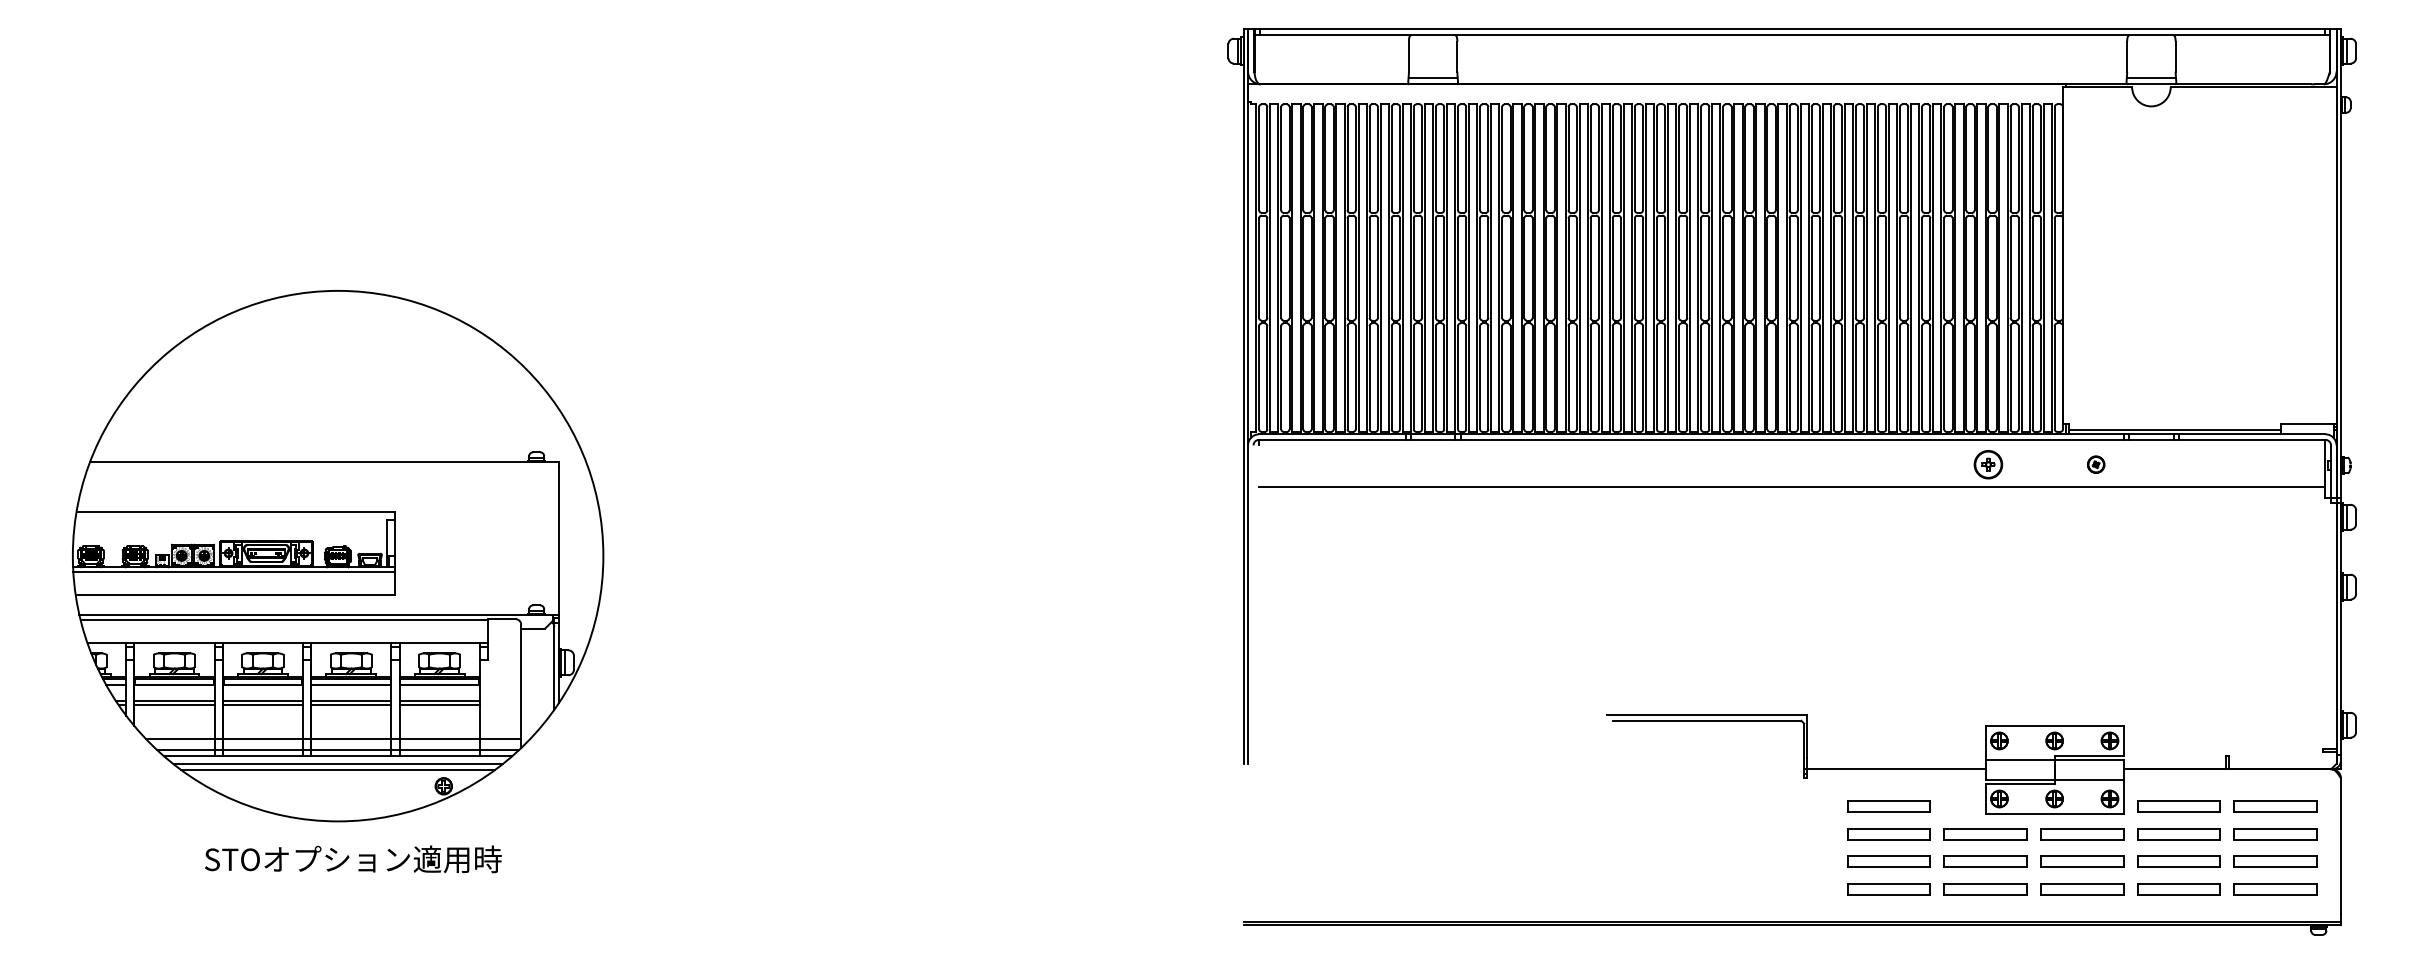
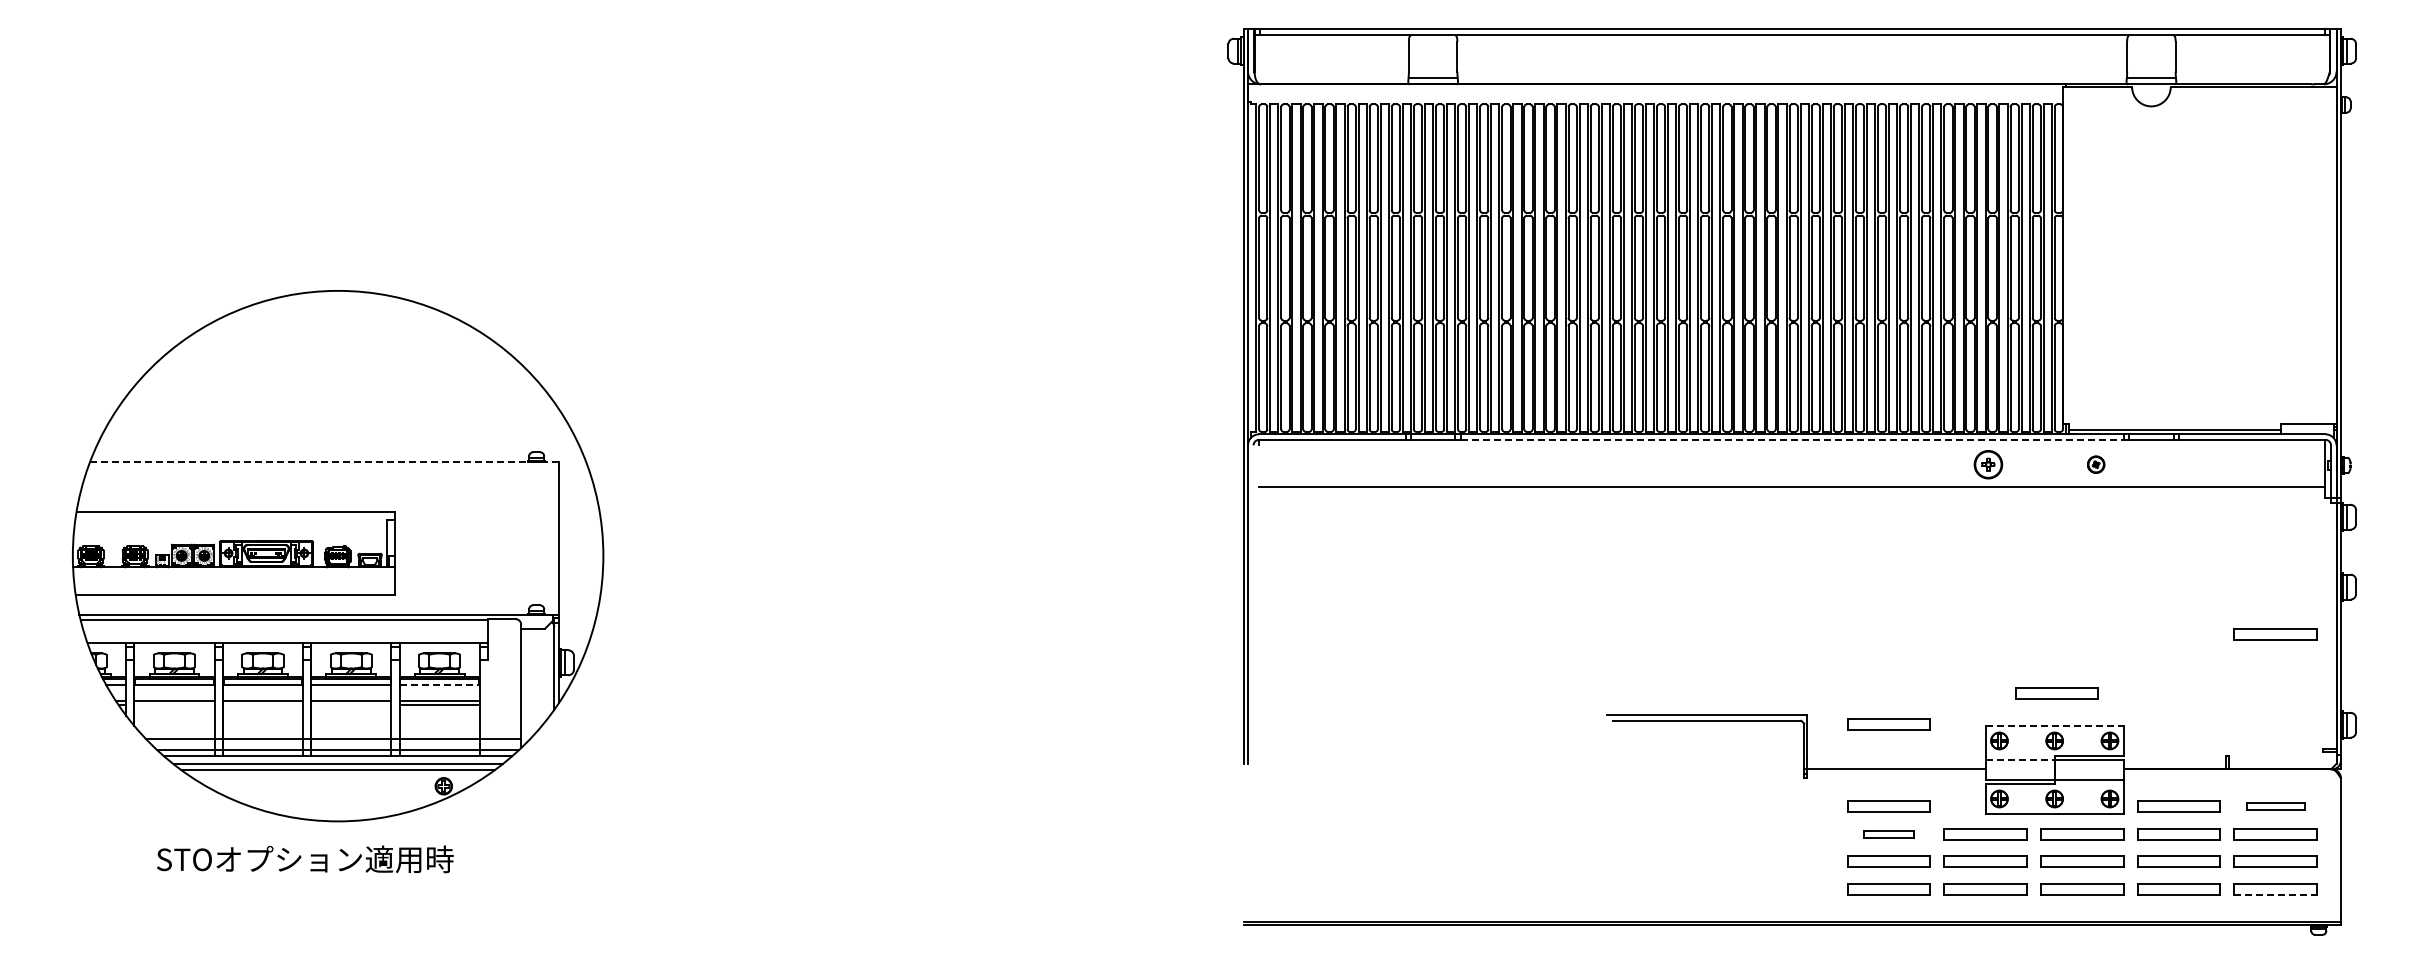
line: solid -> dashed (1792, 439)
line: solid -> dashed (323, 461)
line: present -> none (233, 571)
part: none -> present (2275, 634)
line: solid -> dashed (439, 684)
part: none -> present (2056, 693)
line: present -> none (174, 705)
line: present -> none (262, 705)
line: present -> none (351, 705)
part: none -> present (1888, 724)
line: solid -> dashed (2055, 725)
line: solid -> dashed (2020, 759)
part size: 85x13 px -> 60x9 px (2275, 806)
part size: 84x13 px -> 52x9 px (1888, 834)
text position: (353, 859) -> (305, 859) (305, 859)
line: solid -> dashed (2276, 894)
